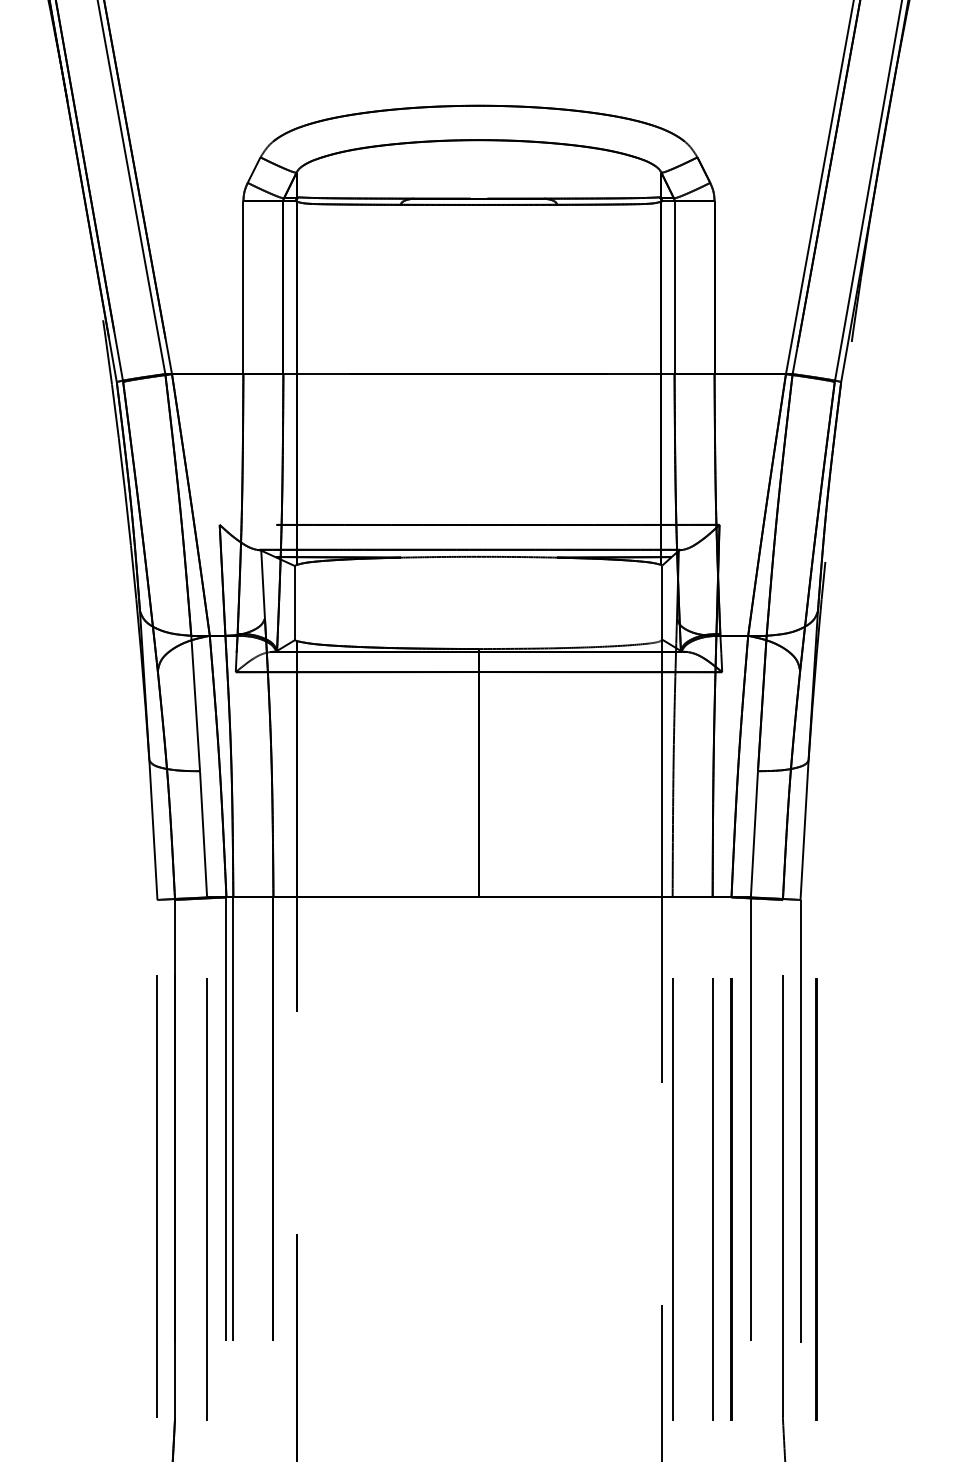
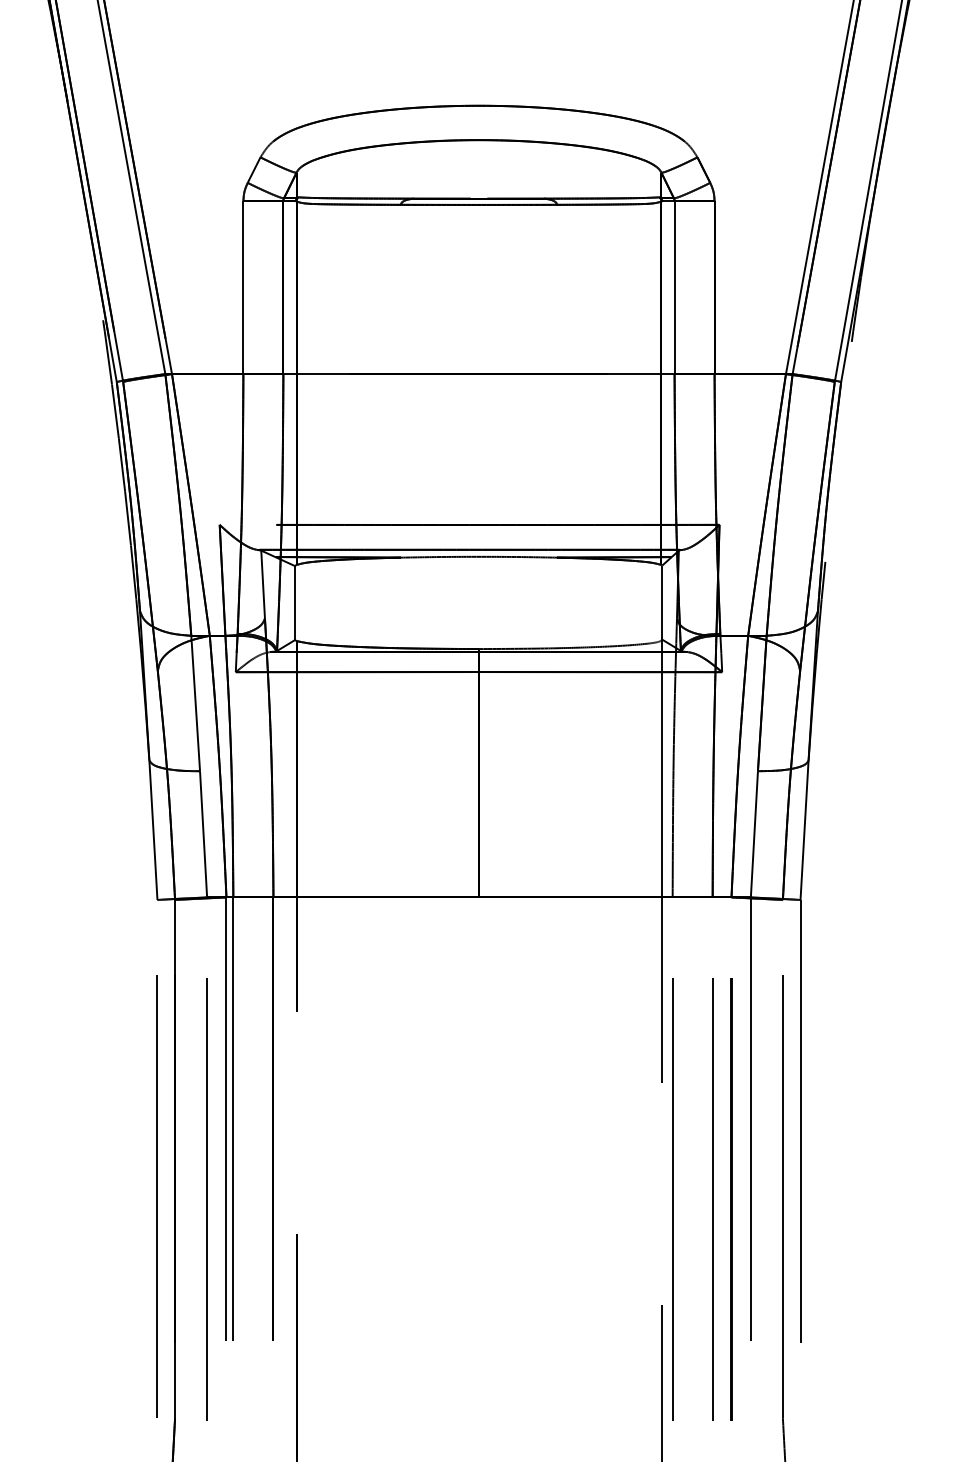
line: present -> none (816, 1199)
